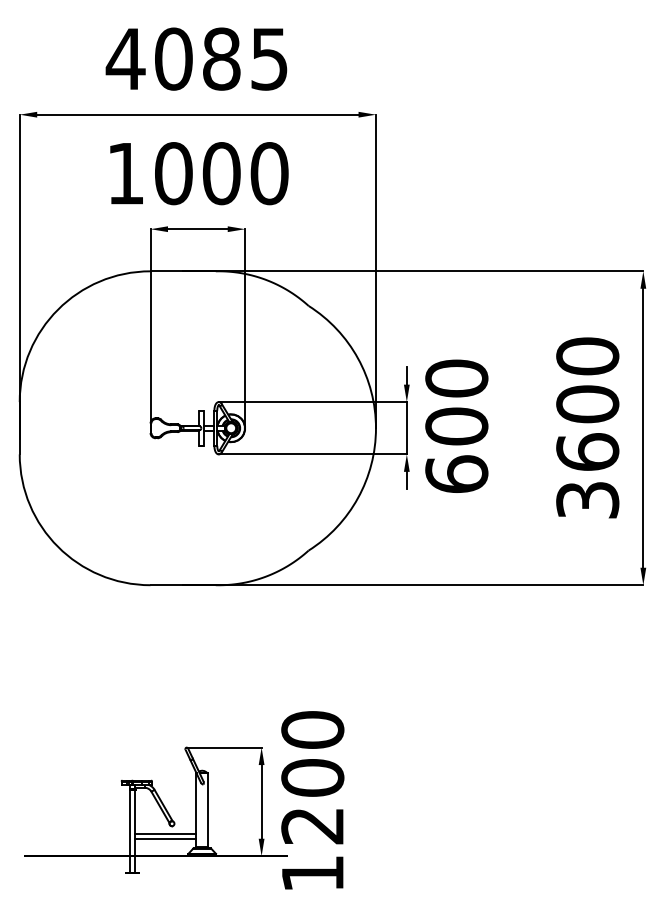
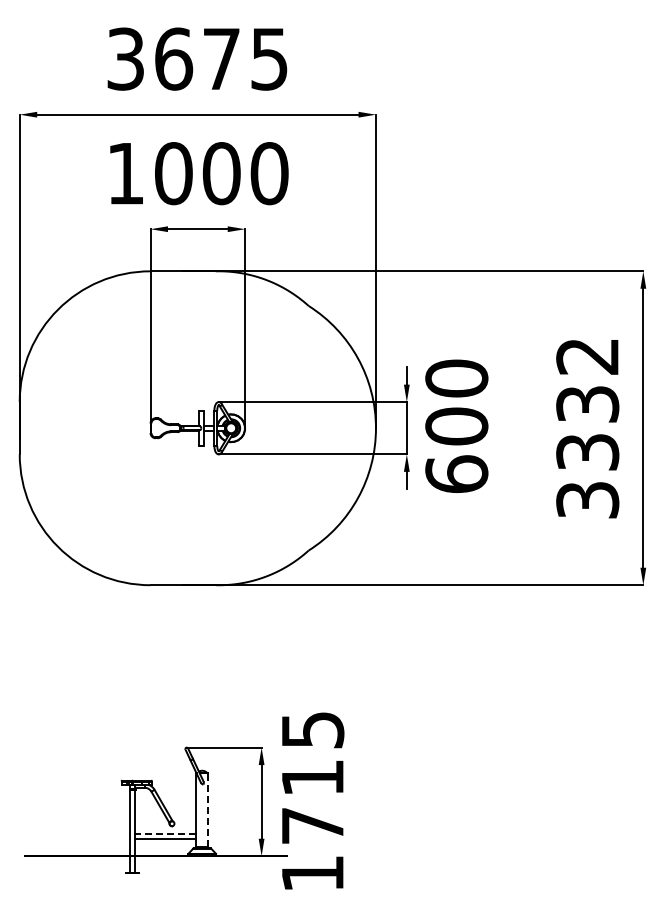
text: 4085 -> 3675 (172, 58)
text: 3600 -> 3332 (587, 403)
text: 1200 -> 1715 (312, 777)
line: solid -> dashed (208, 809)
line: solid -> dashed (165, 833)
